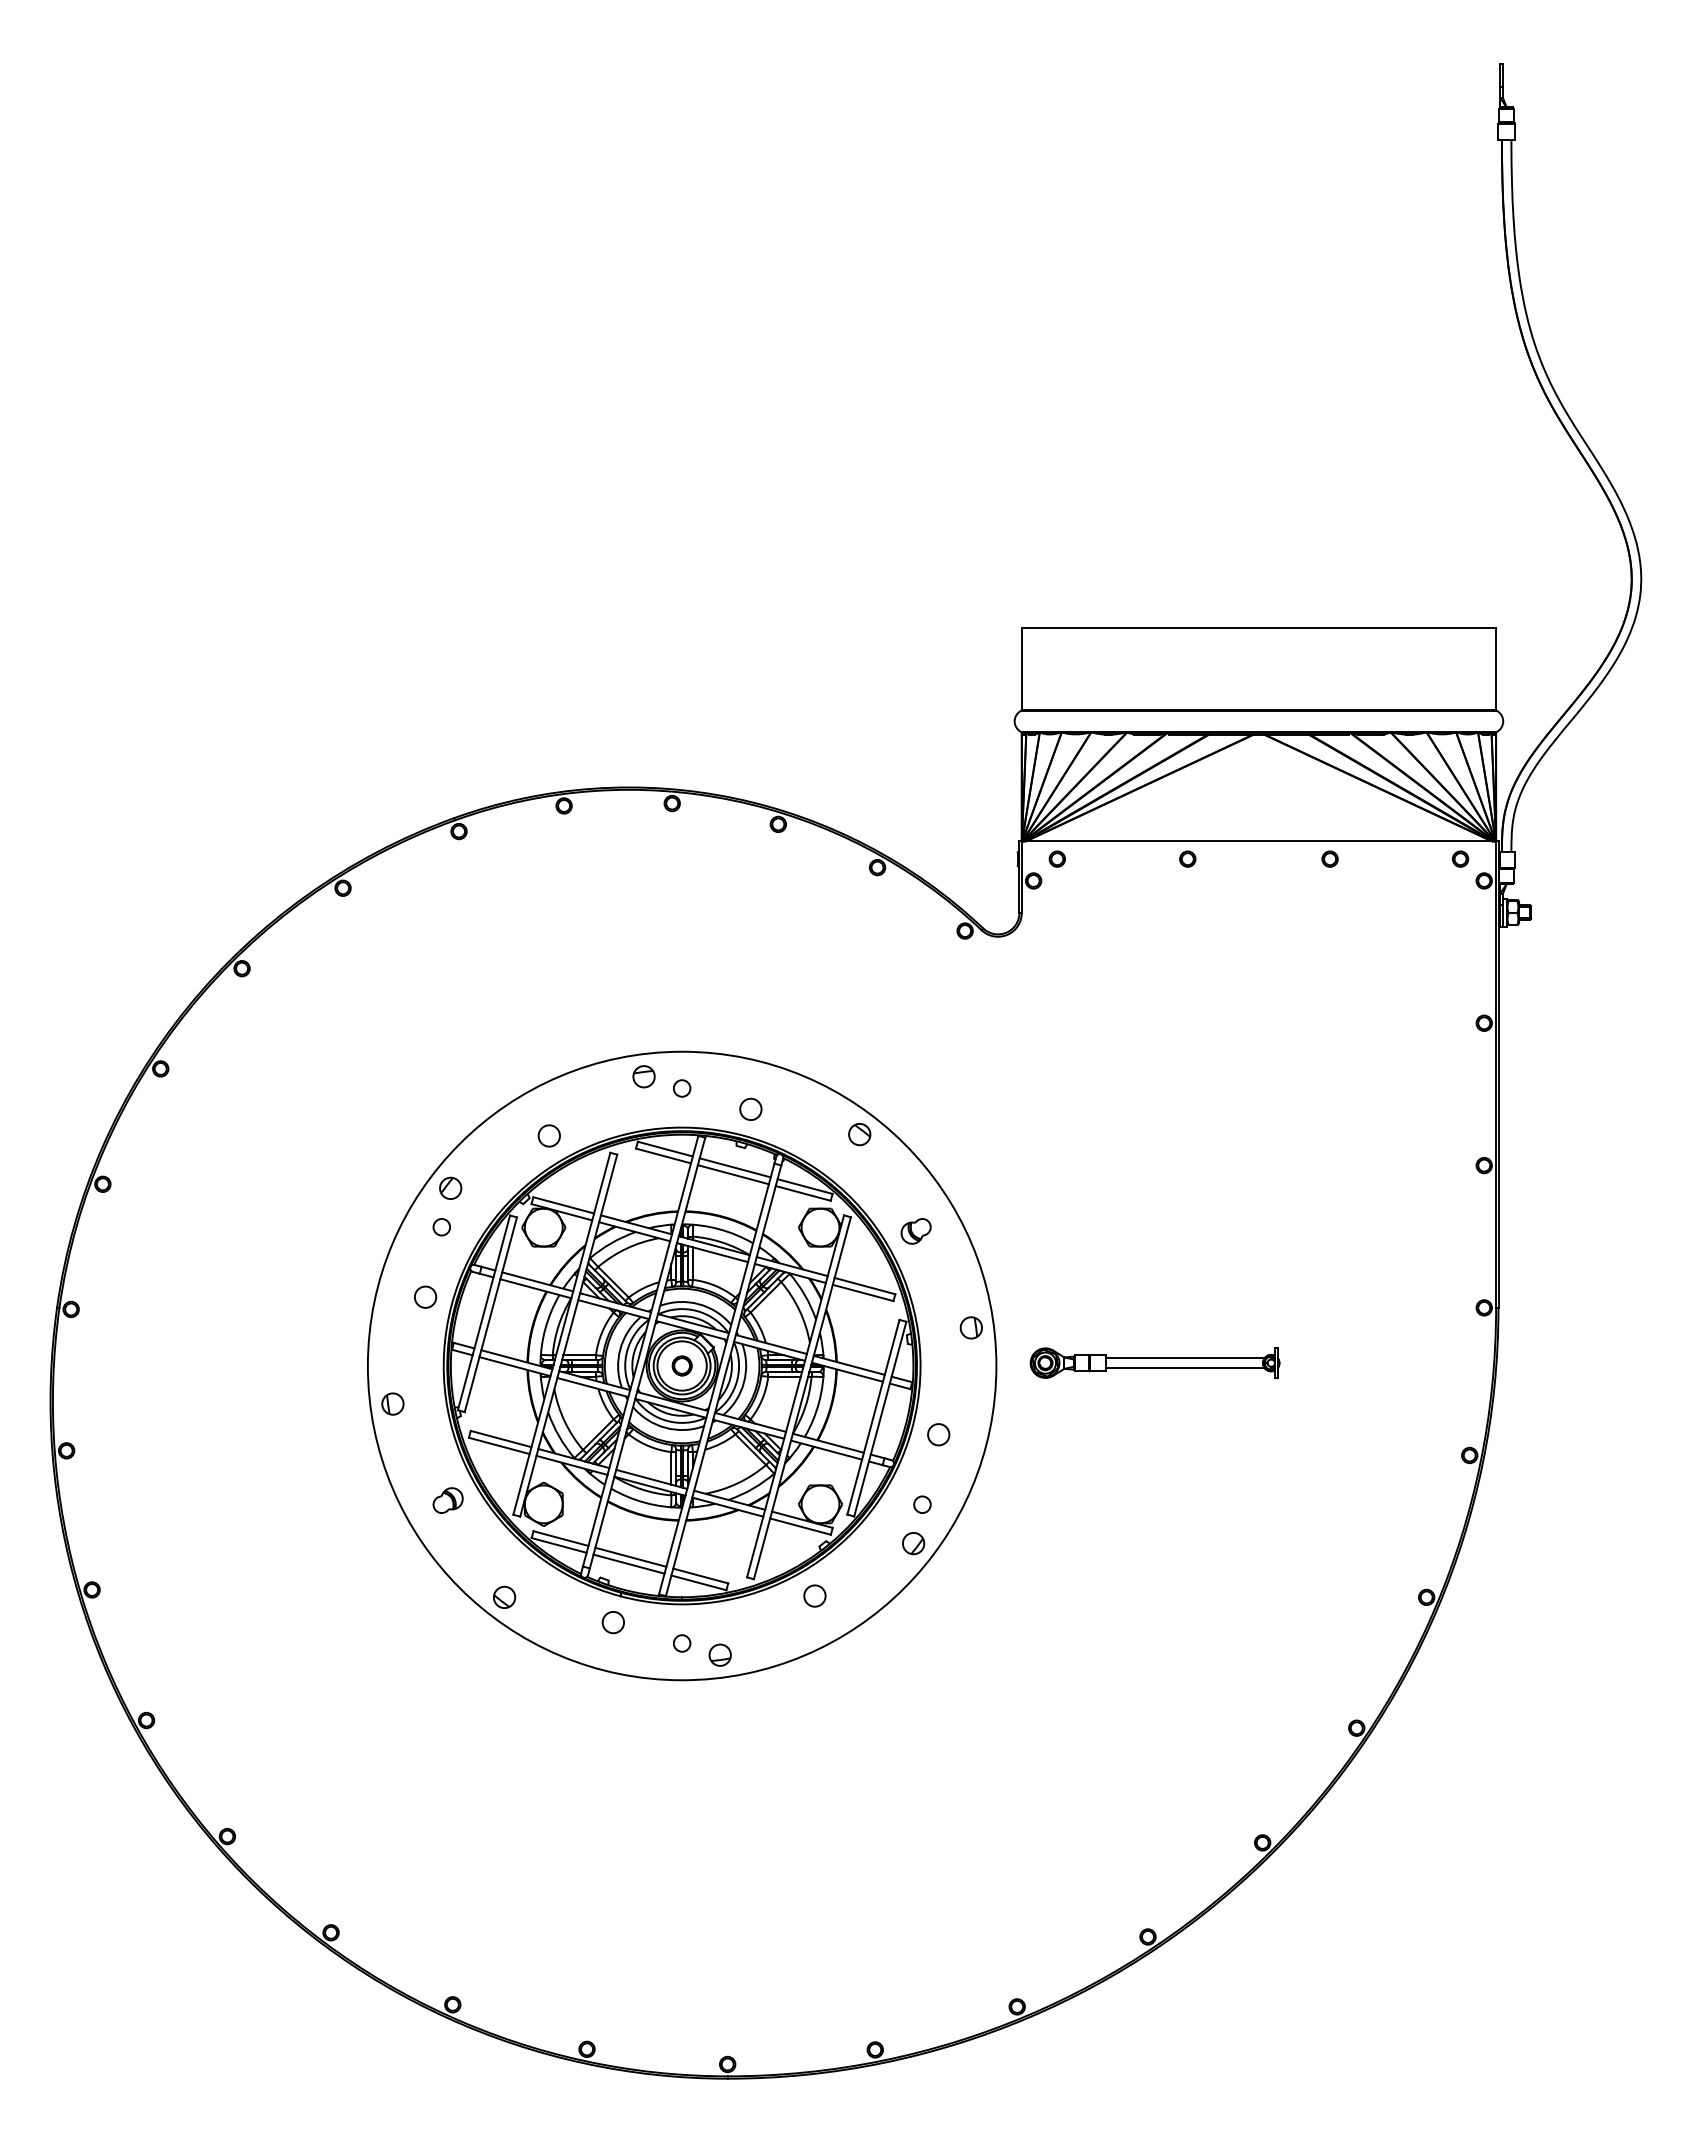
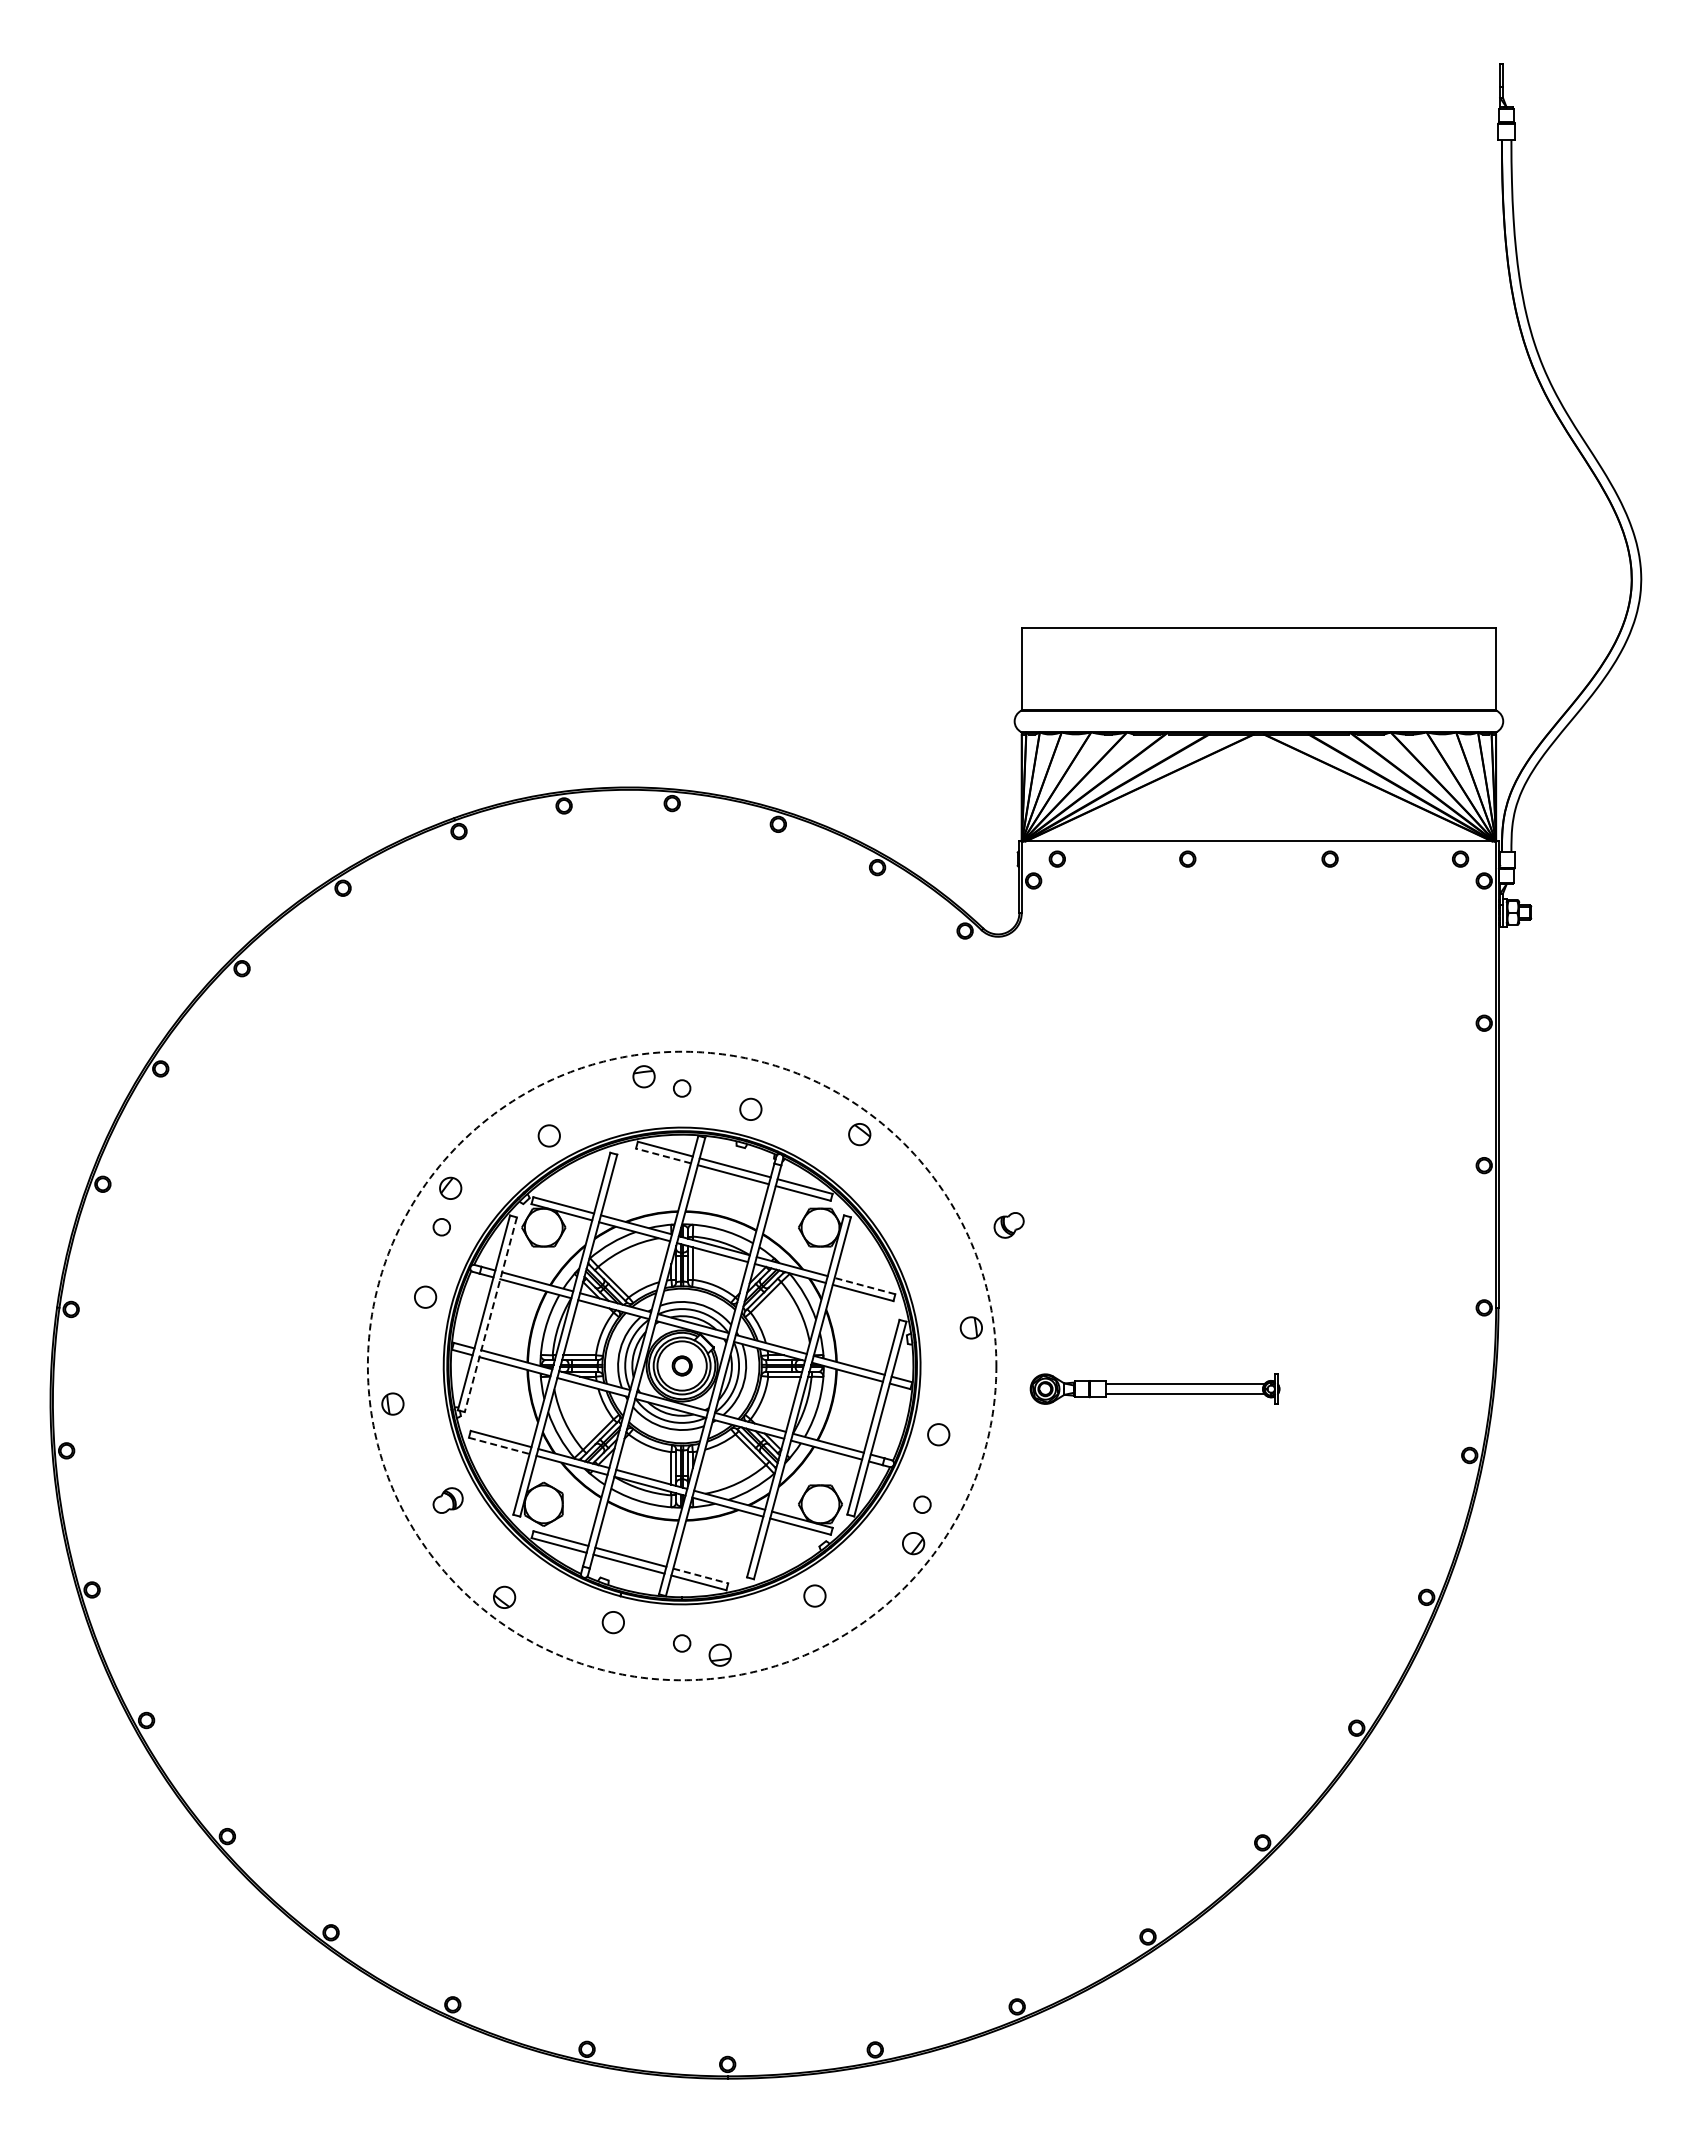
line: solid -> dashed (663, 1155)
part position: (915, 1231) -> (1008, 1225) (1008, 1225)
line: solid -> dashed (864, 1285)
line: solid -> dashed (490, 1314)
part position: (1154, 1362) -> (1154, 1388) (1154, 1388)
circle: solid -> dashed (681, 1365)
line: solid -> dashed (499, 1446)
line: solid -> dashed (701, 1576)
